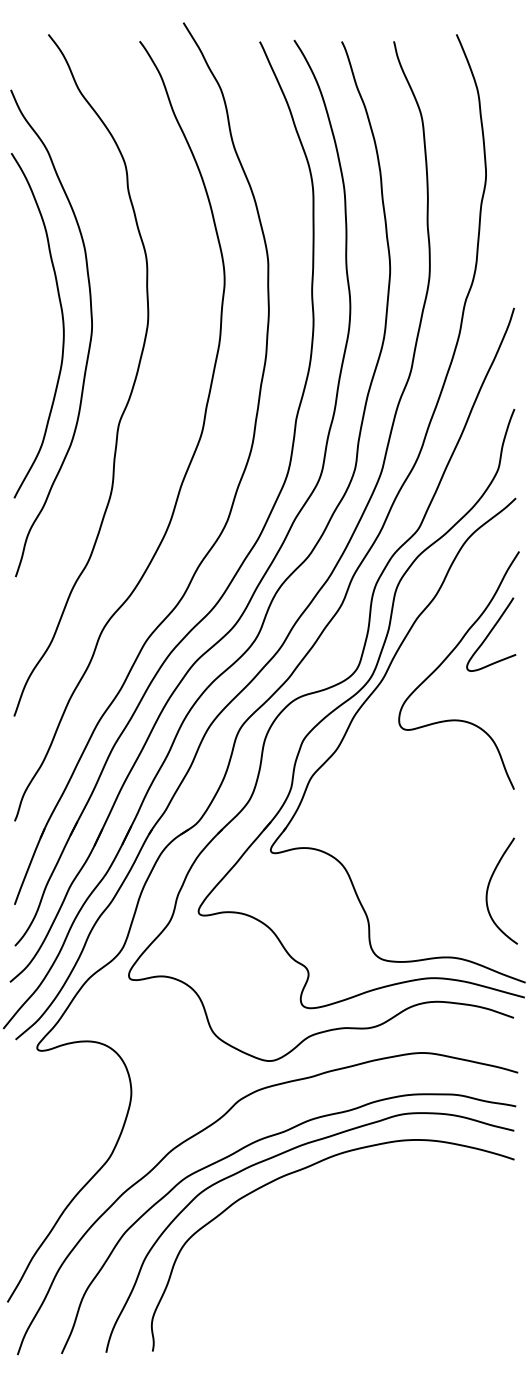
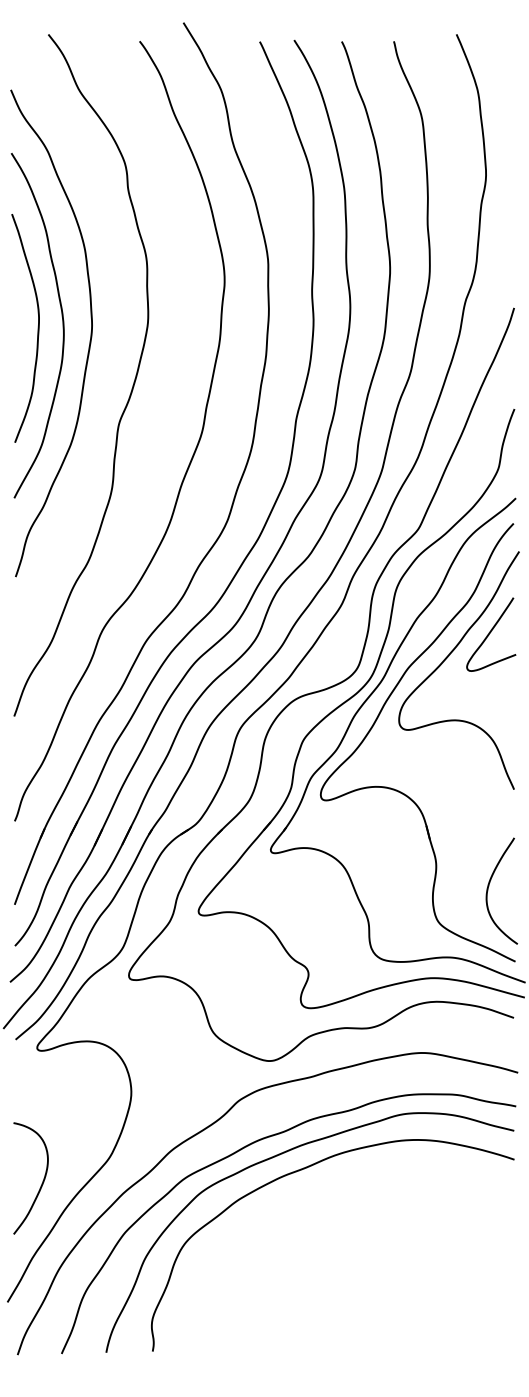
curve: none -> present (37, 328)
part: none -> present (378, 718)
curve: none -> present (41, 1183)
